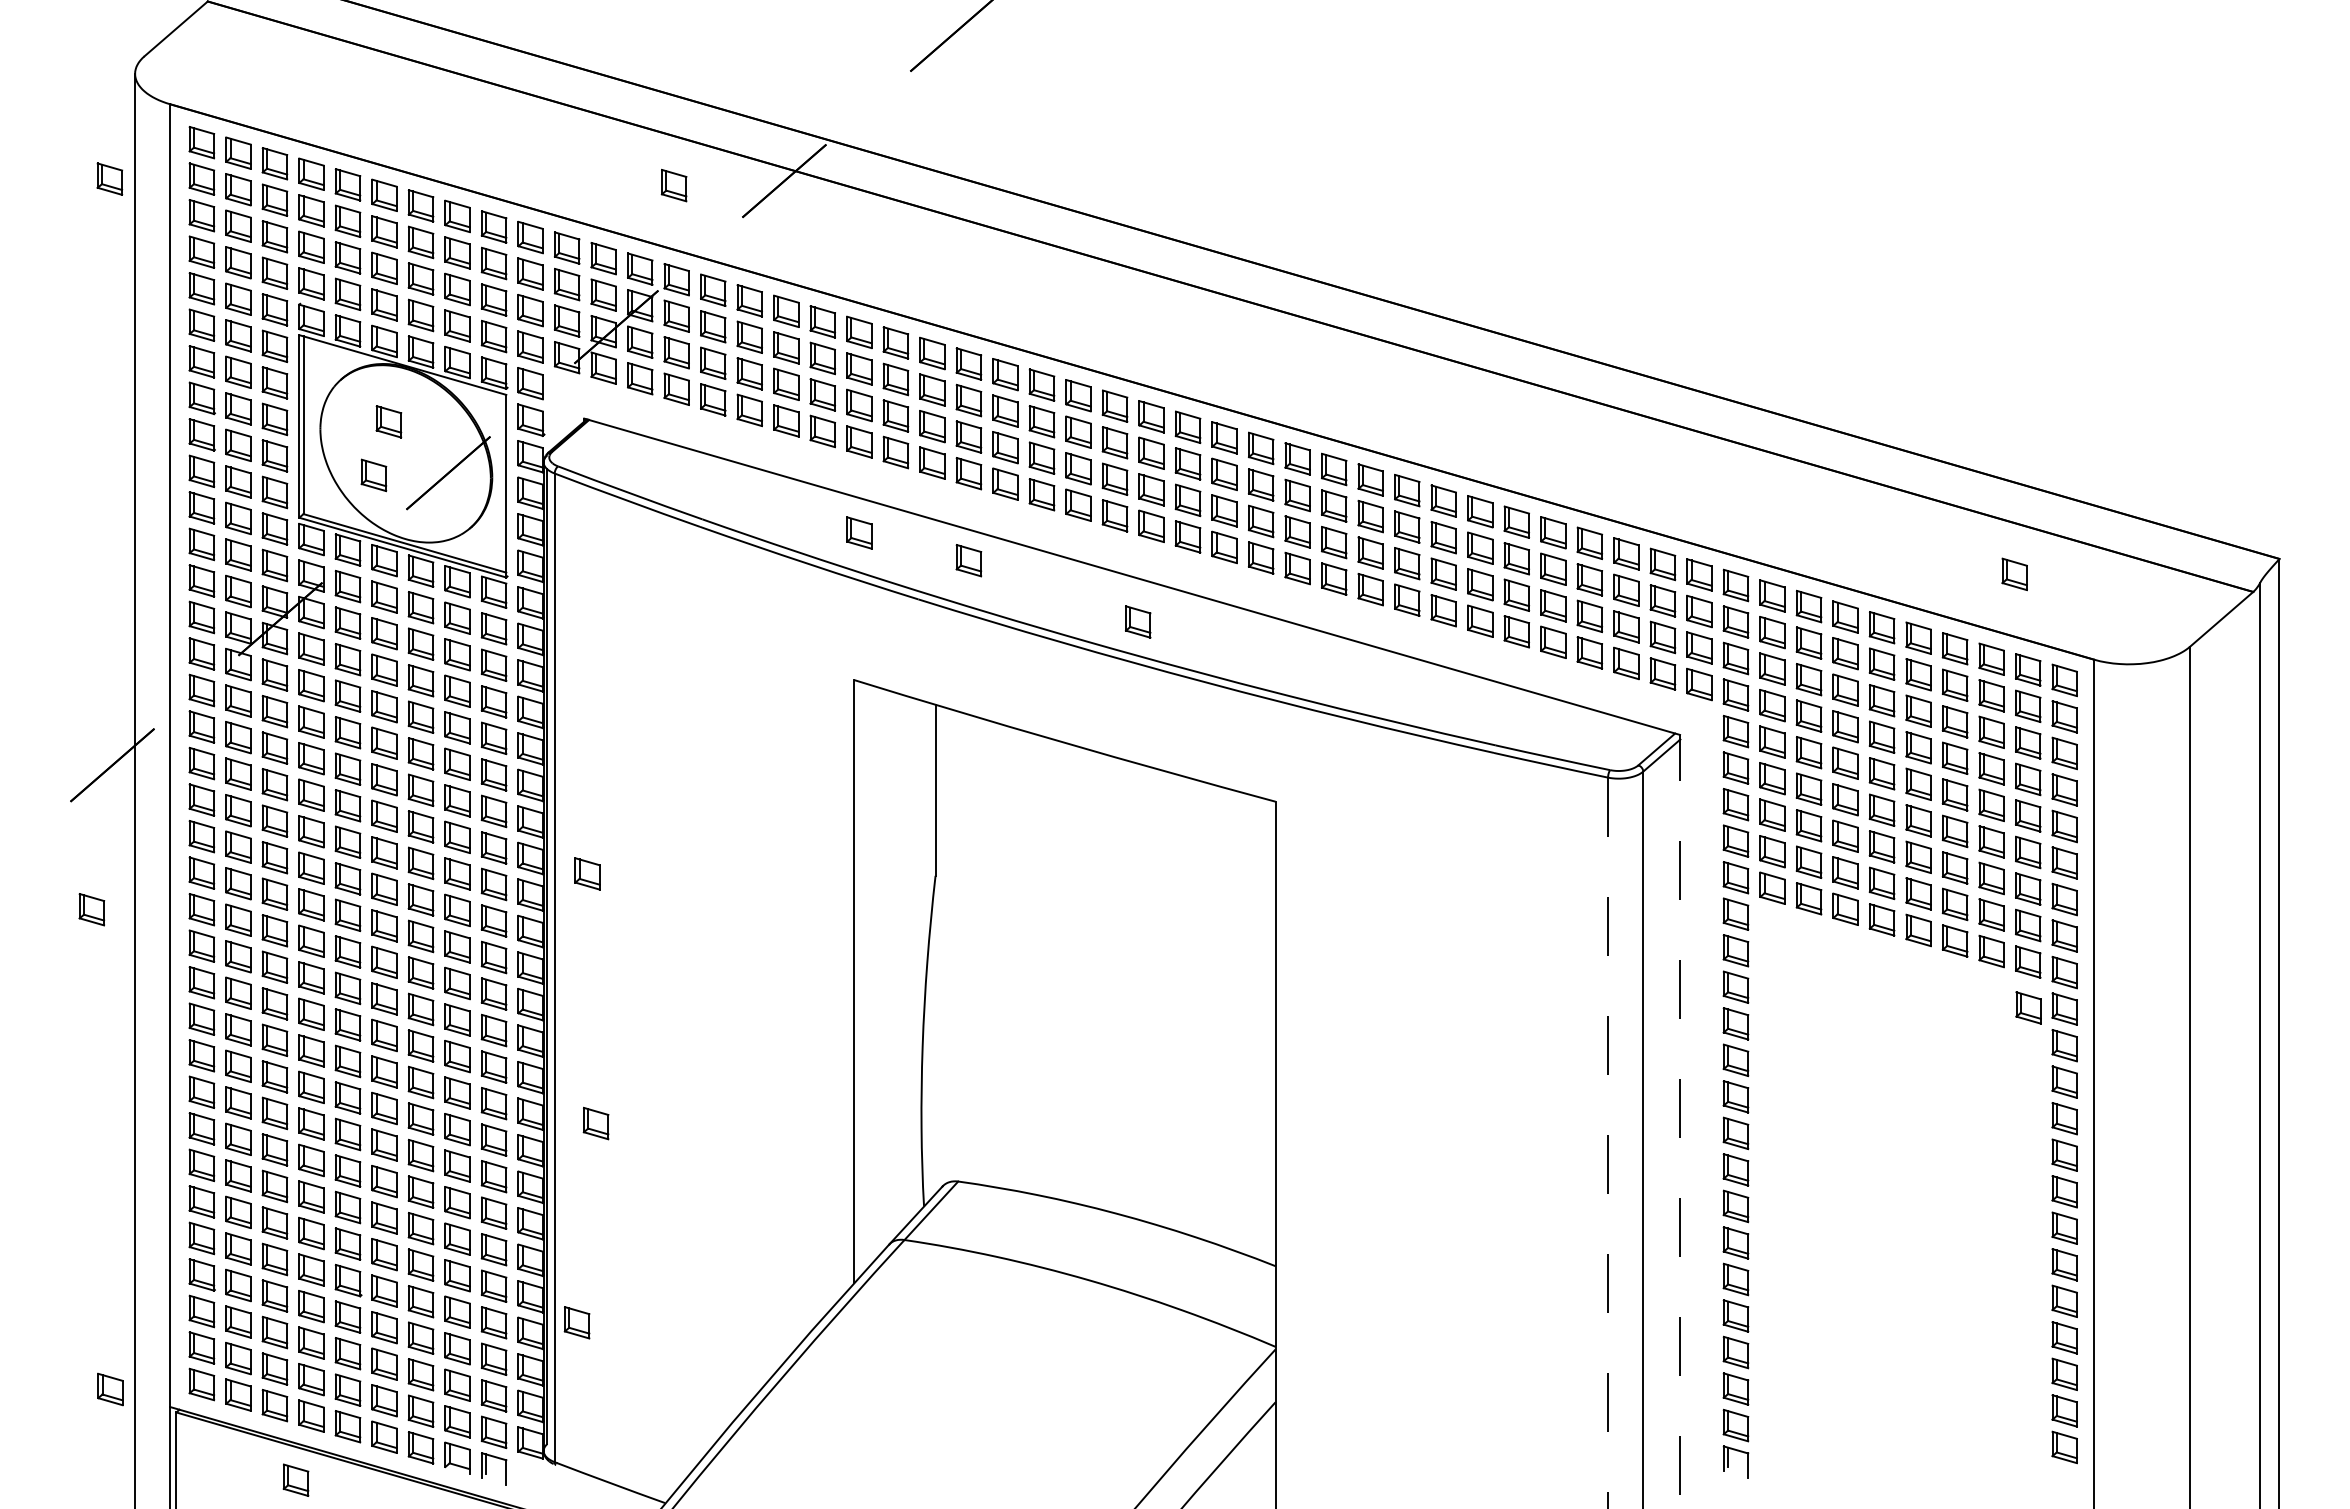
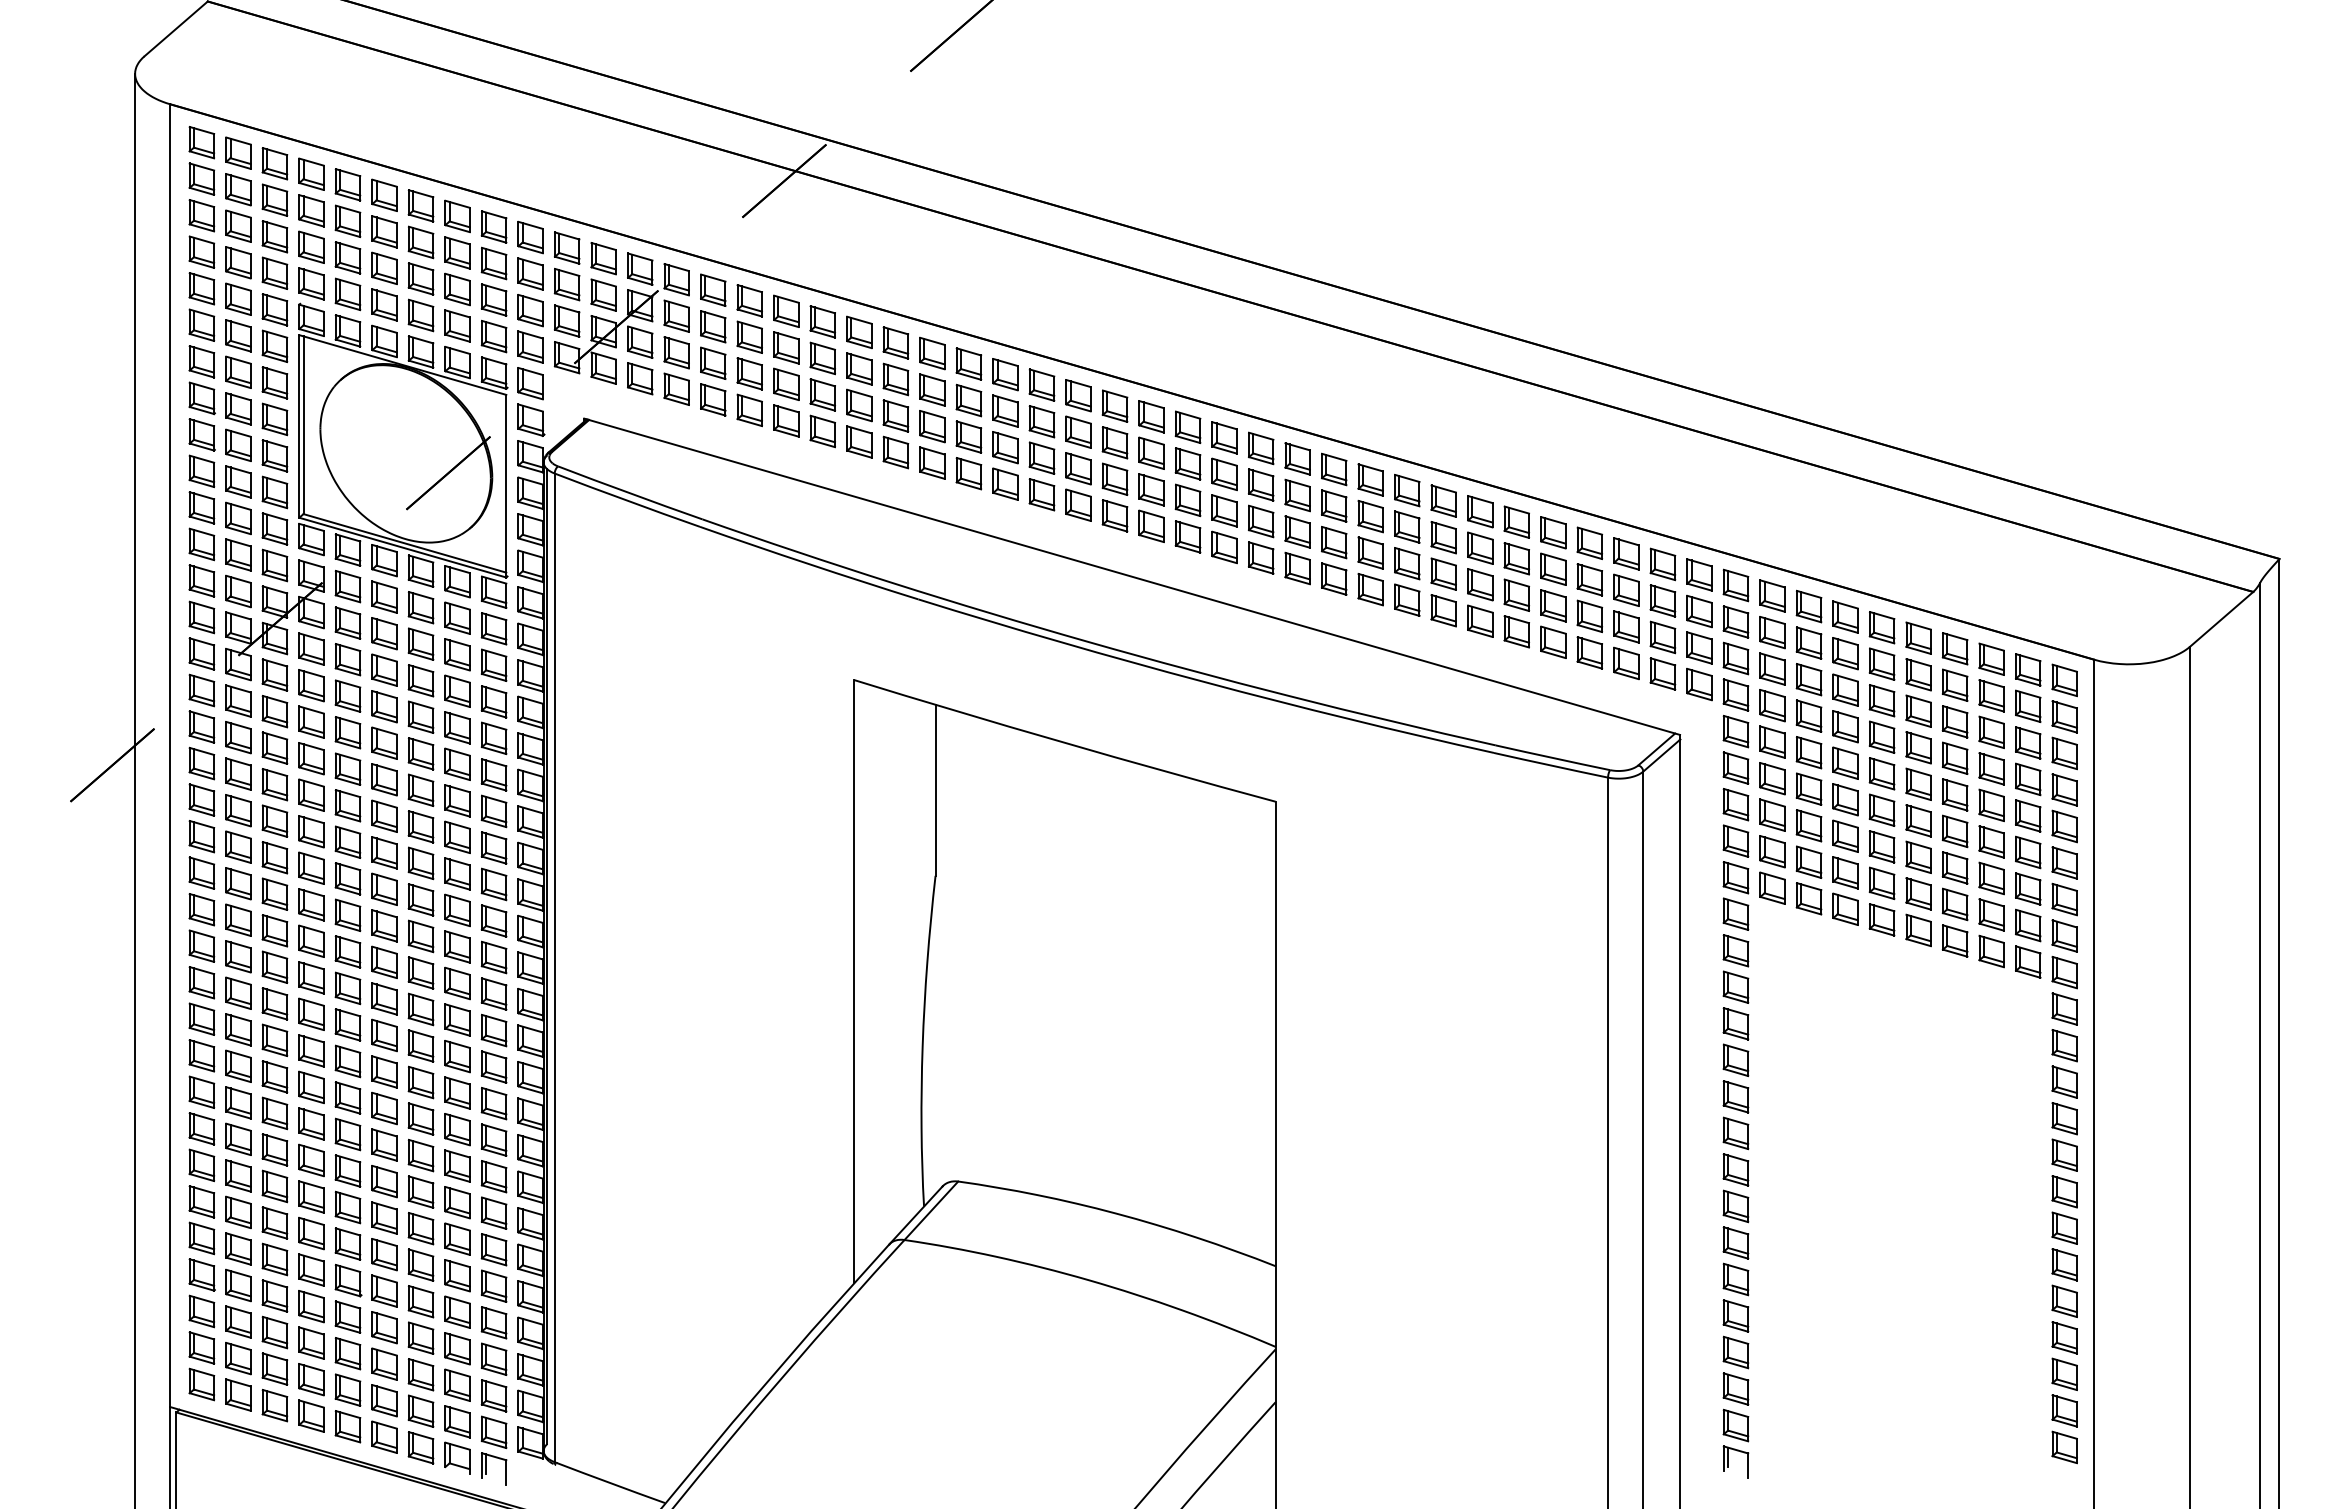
part: present -> none (109, 178)
part: present -> none (673, 185)
part: present -> none (388, 421)
part: present -> none (373, 475)
part: present -> none (859, 532)
part: present -> none (968, 560)
part: present -> none (2014, 574)
part: present -> none (1138, 621)
part: present -> none (587, 873)
part: present -> none (91, 909)
part: present -> none (2028, 1007)
line: dashed -> solid (1680, 1121)
part: present -> none (595, 1123)
line: dashed -> solid (1608, 1143)
part: present -> none (576, 1322)
part: present -> none (110, 1389)
part: present -> none (295, 1479)
